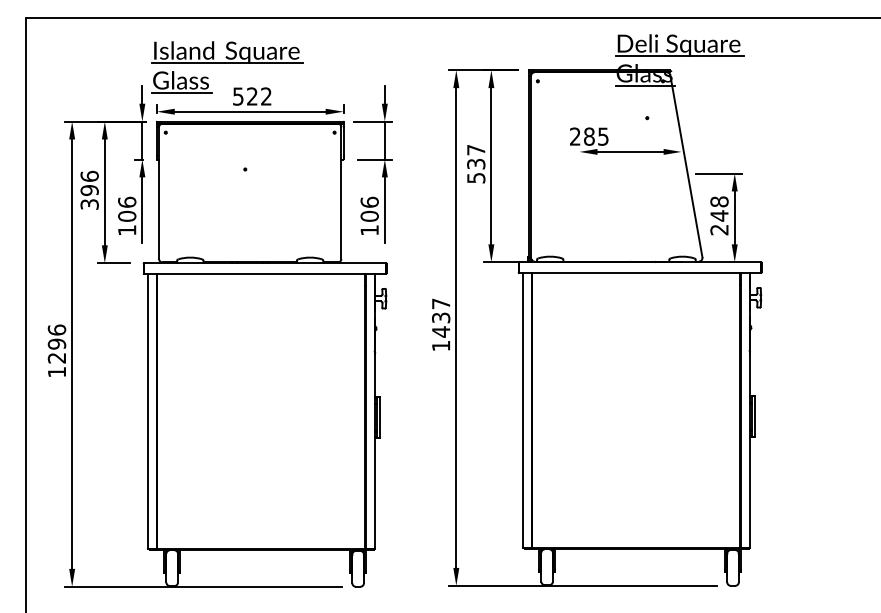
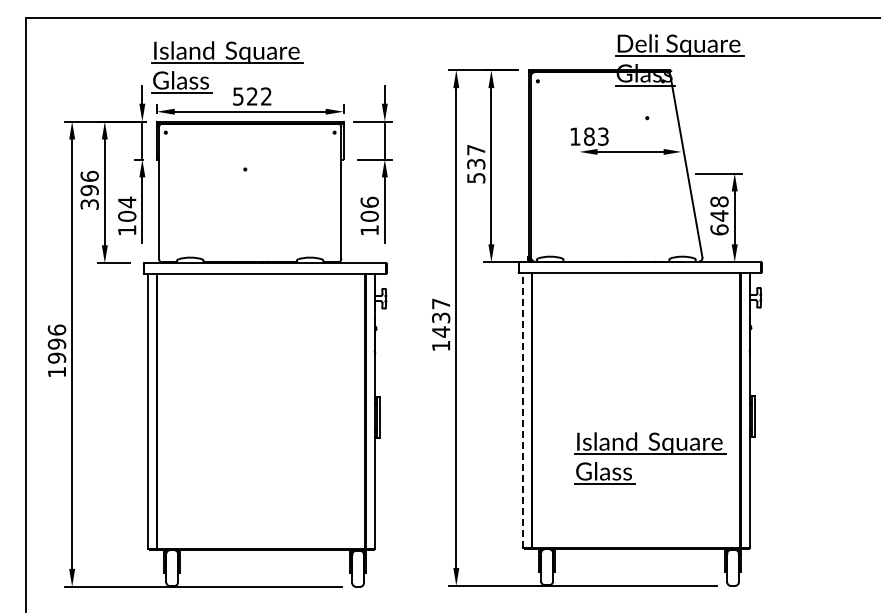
text: 285 -> 183 (589, 136)
text: 106 -> 104 (127, 202)
text: 248 -> 648 (719, 229)
text: 1296 -> 1996 (57, 357)
line: solid -> dashed (522, 409)
part: none -> present (650, 458)
